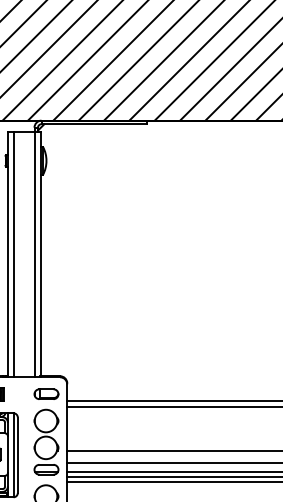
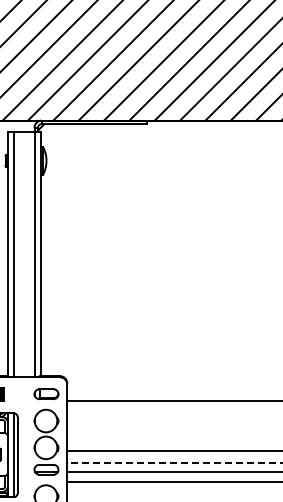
line: present -> none (173, 406)
line: solid -> dashed (175, 463)
line: present -> none (173, 476)
